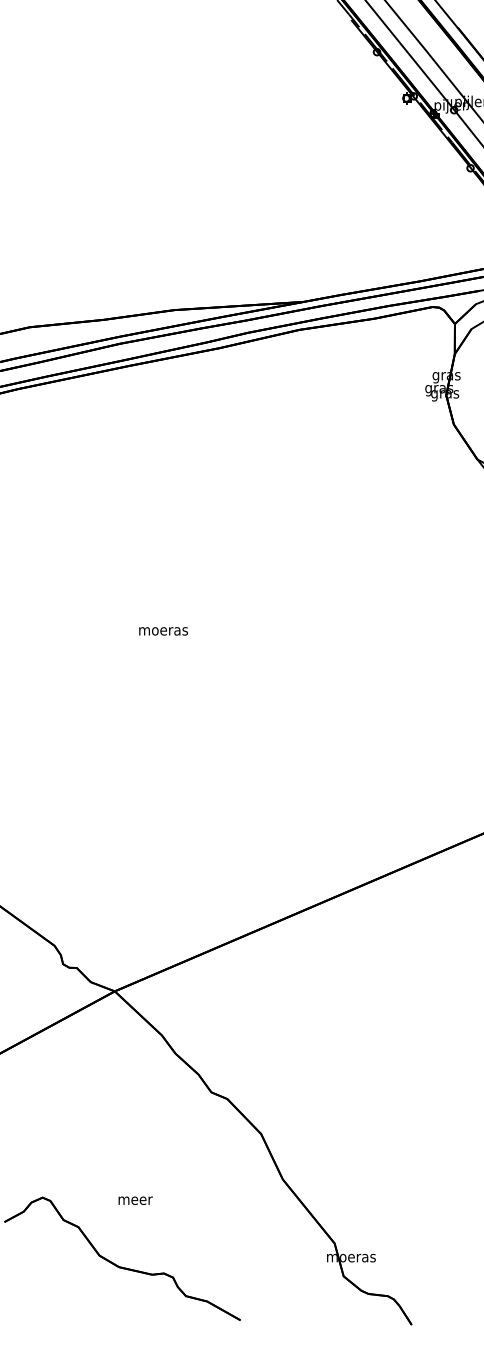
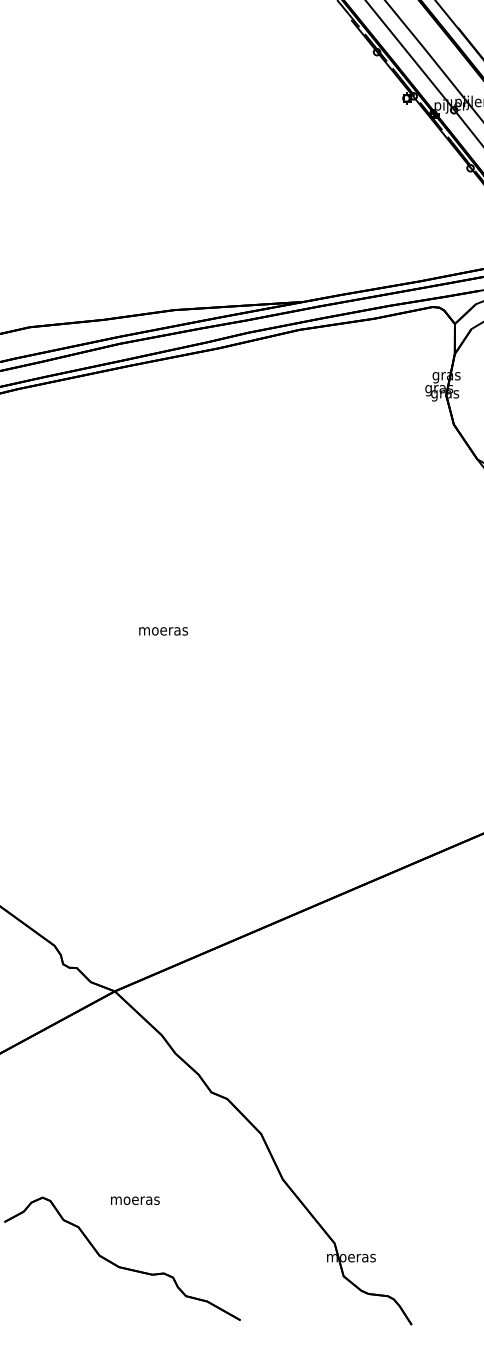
text: meer -> moeras (135, 1200)
